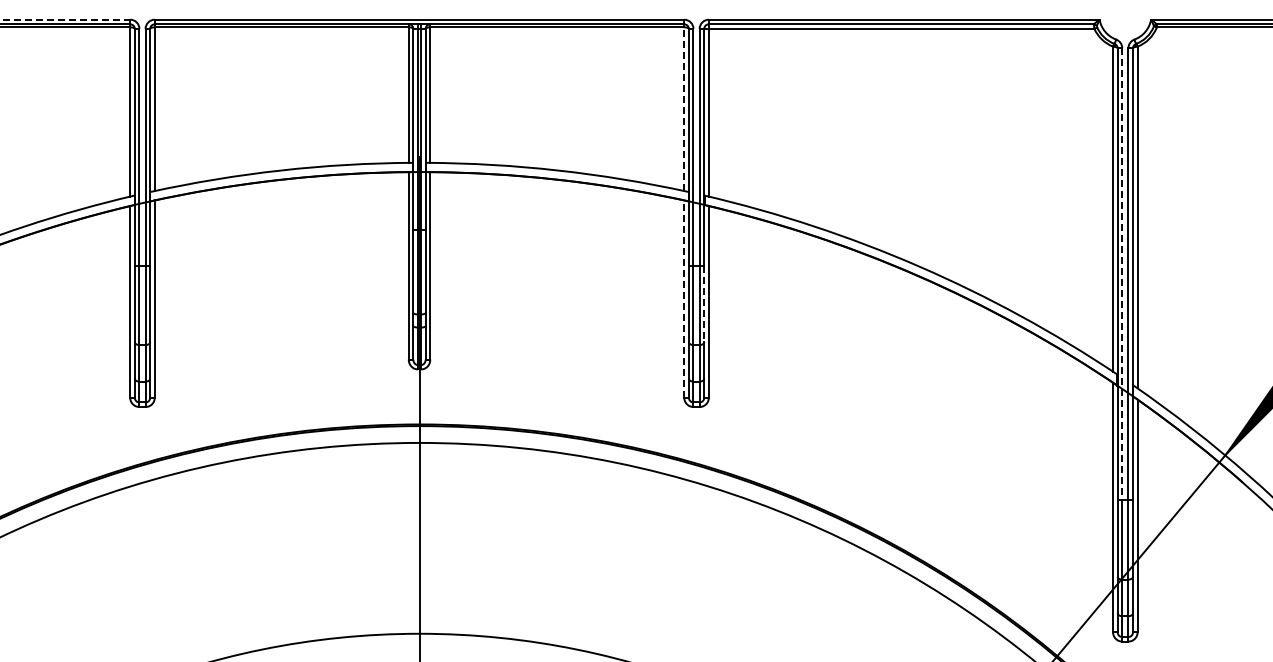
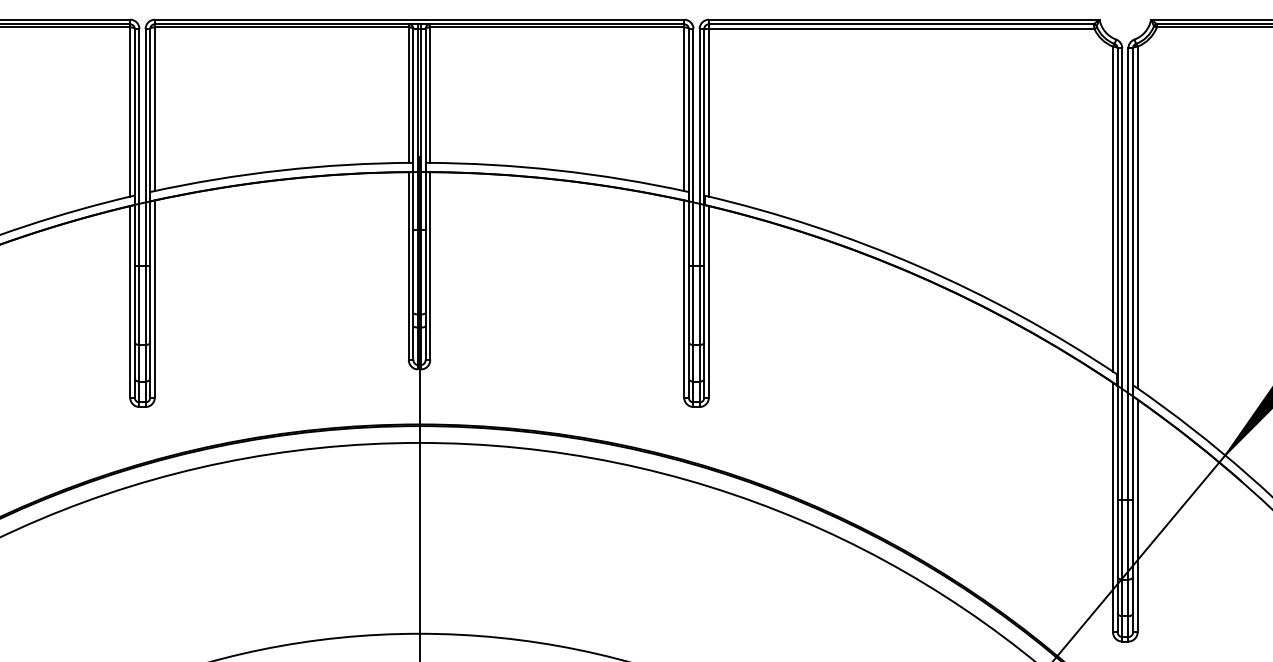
line: dashed -> solid (65, 19)
line: dashed -> solid (684, 109)
line: dashed -> solid (1122, 274)
line: dashed -> solid (684, 299)
line: dashed -> solid (704, 304)
